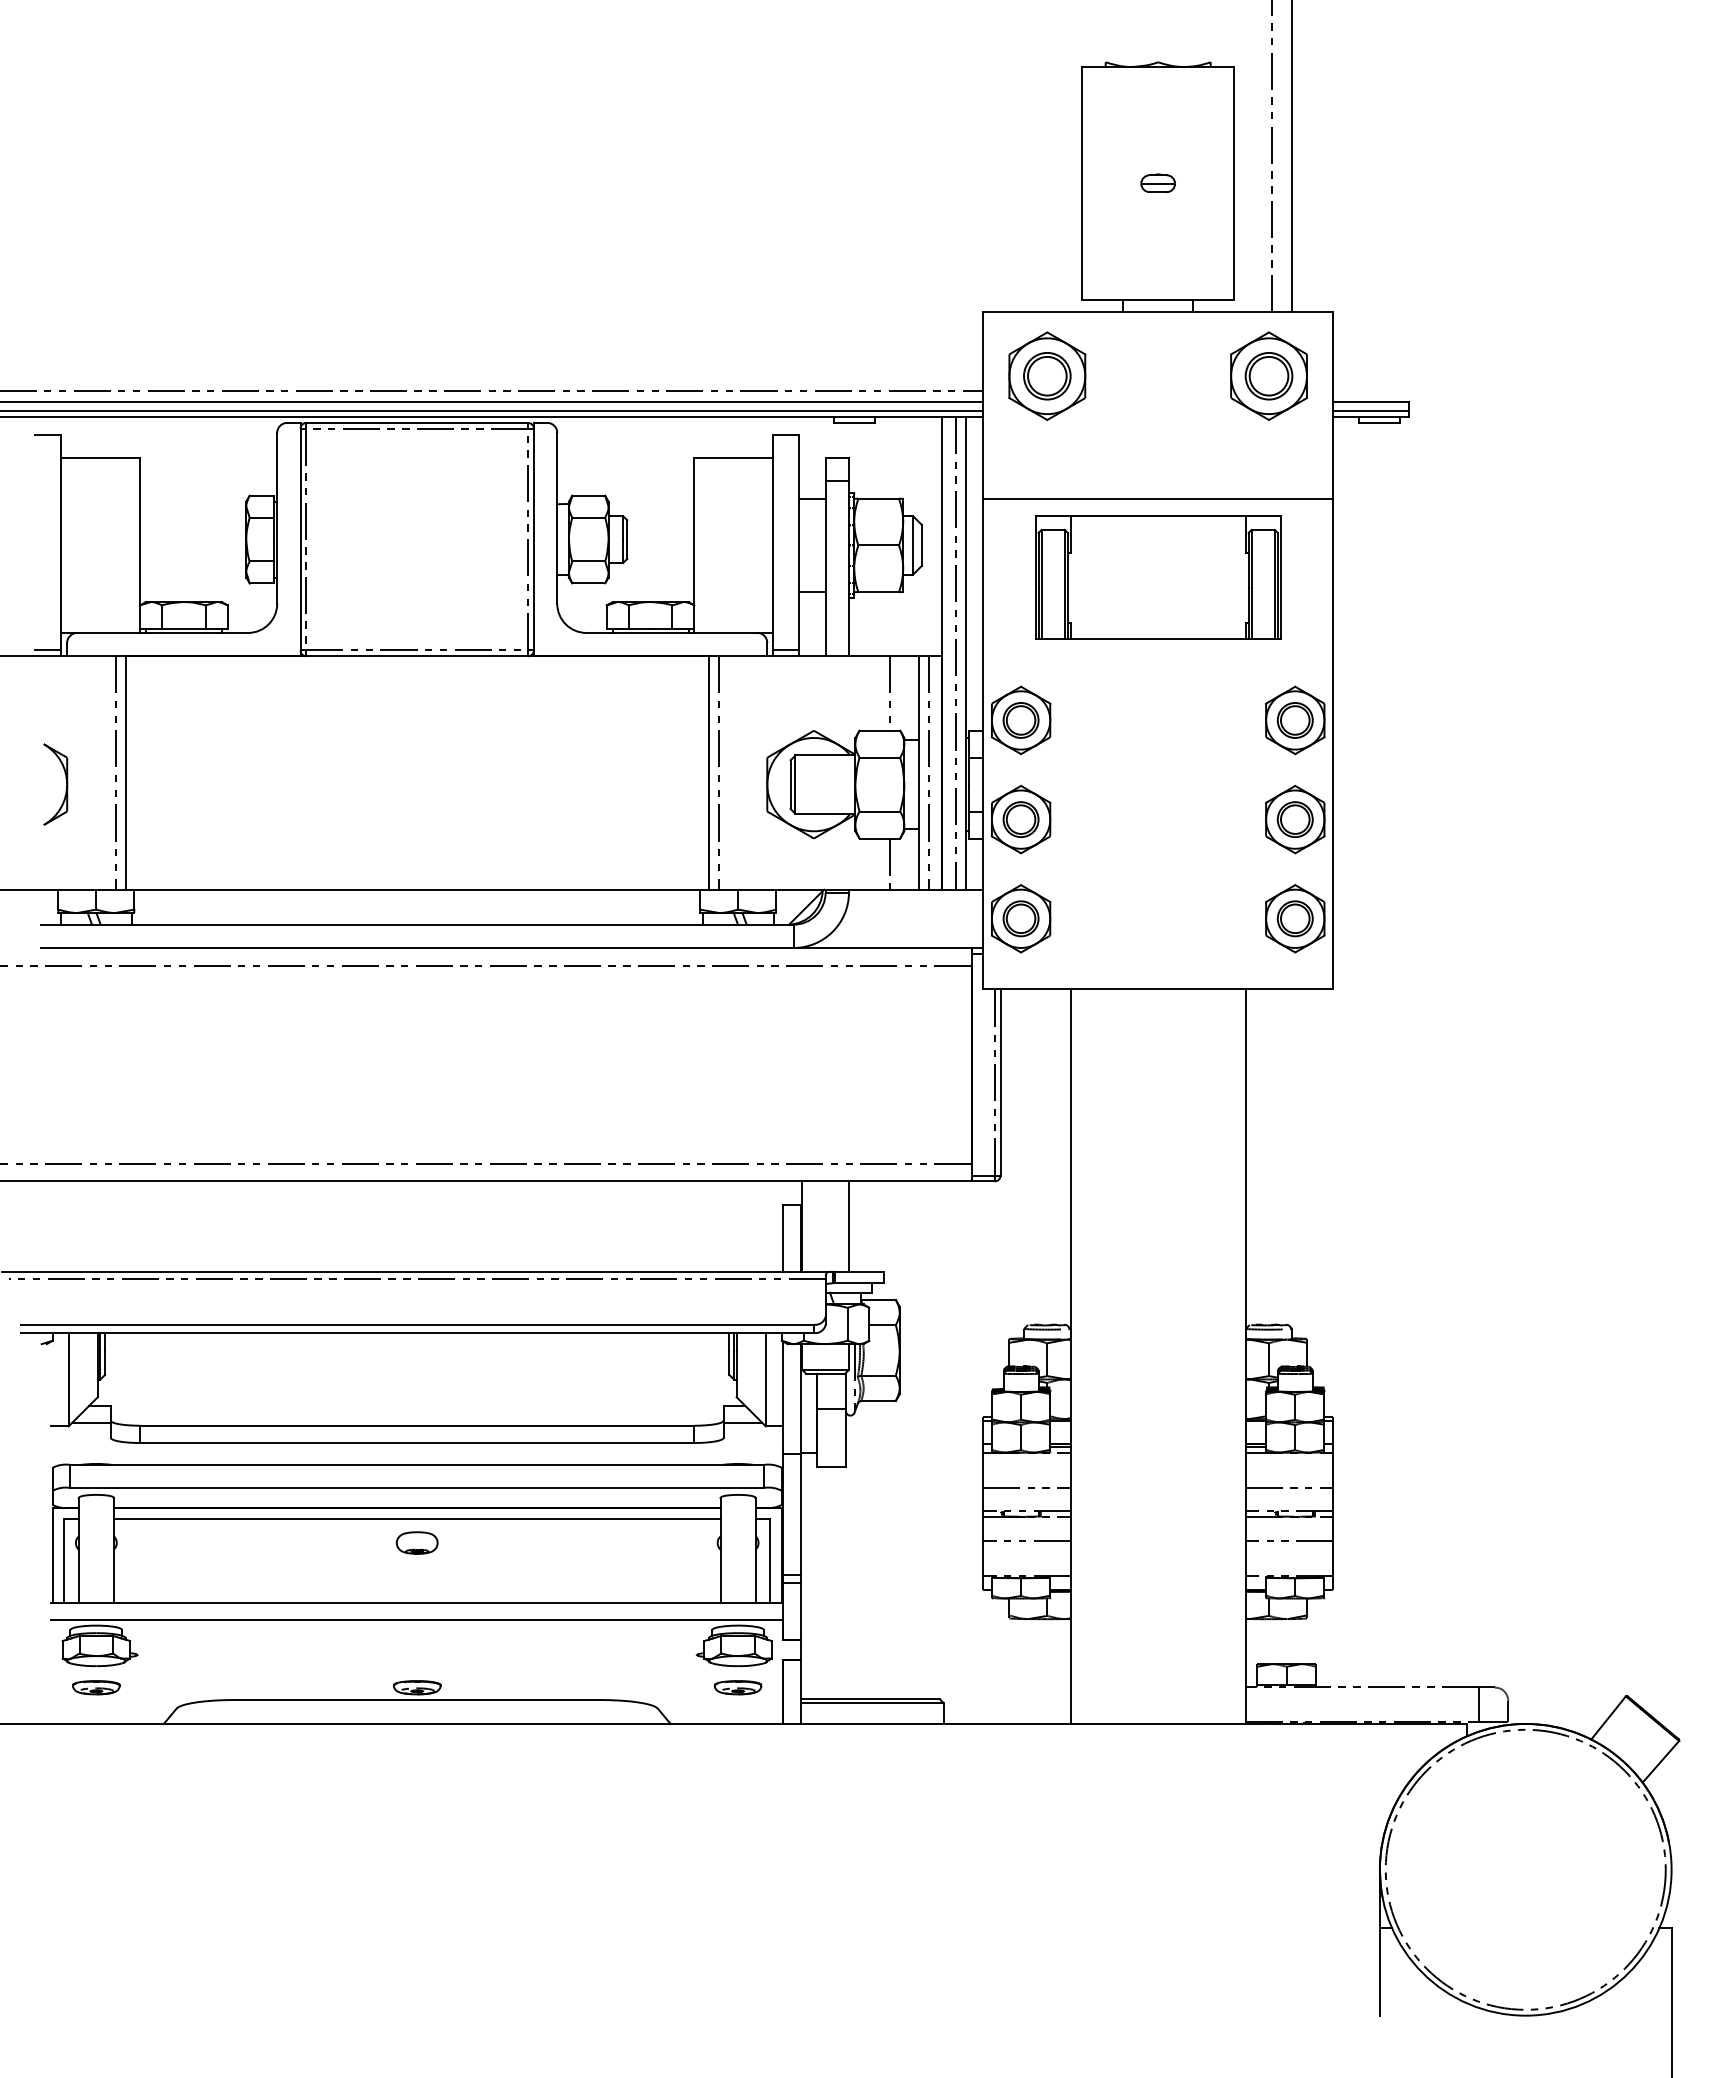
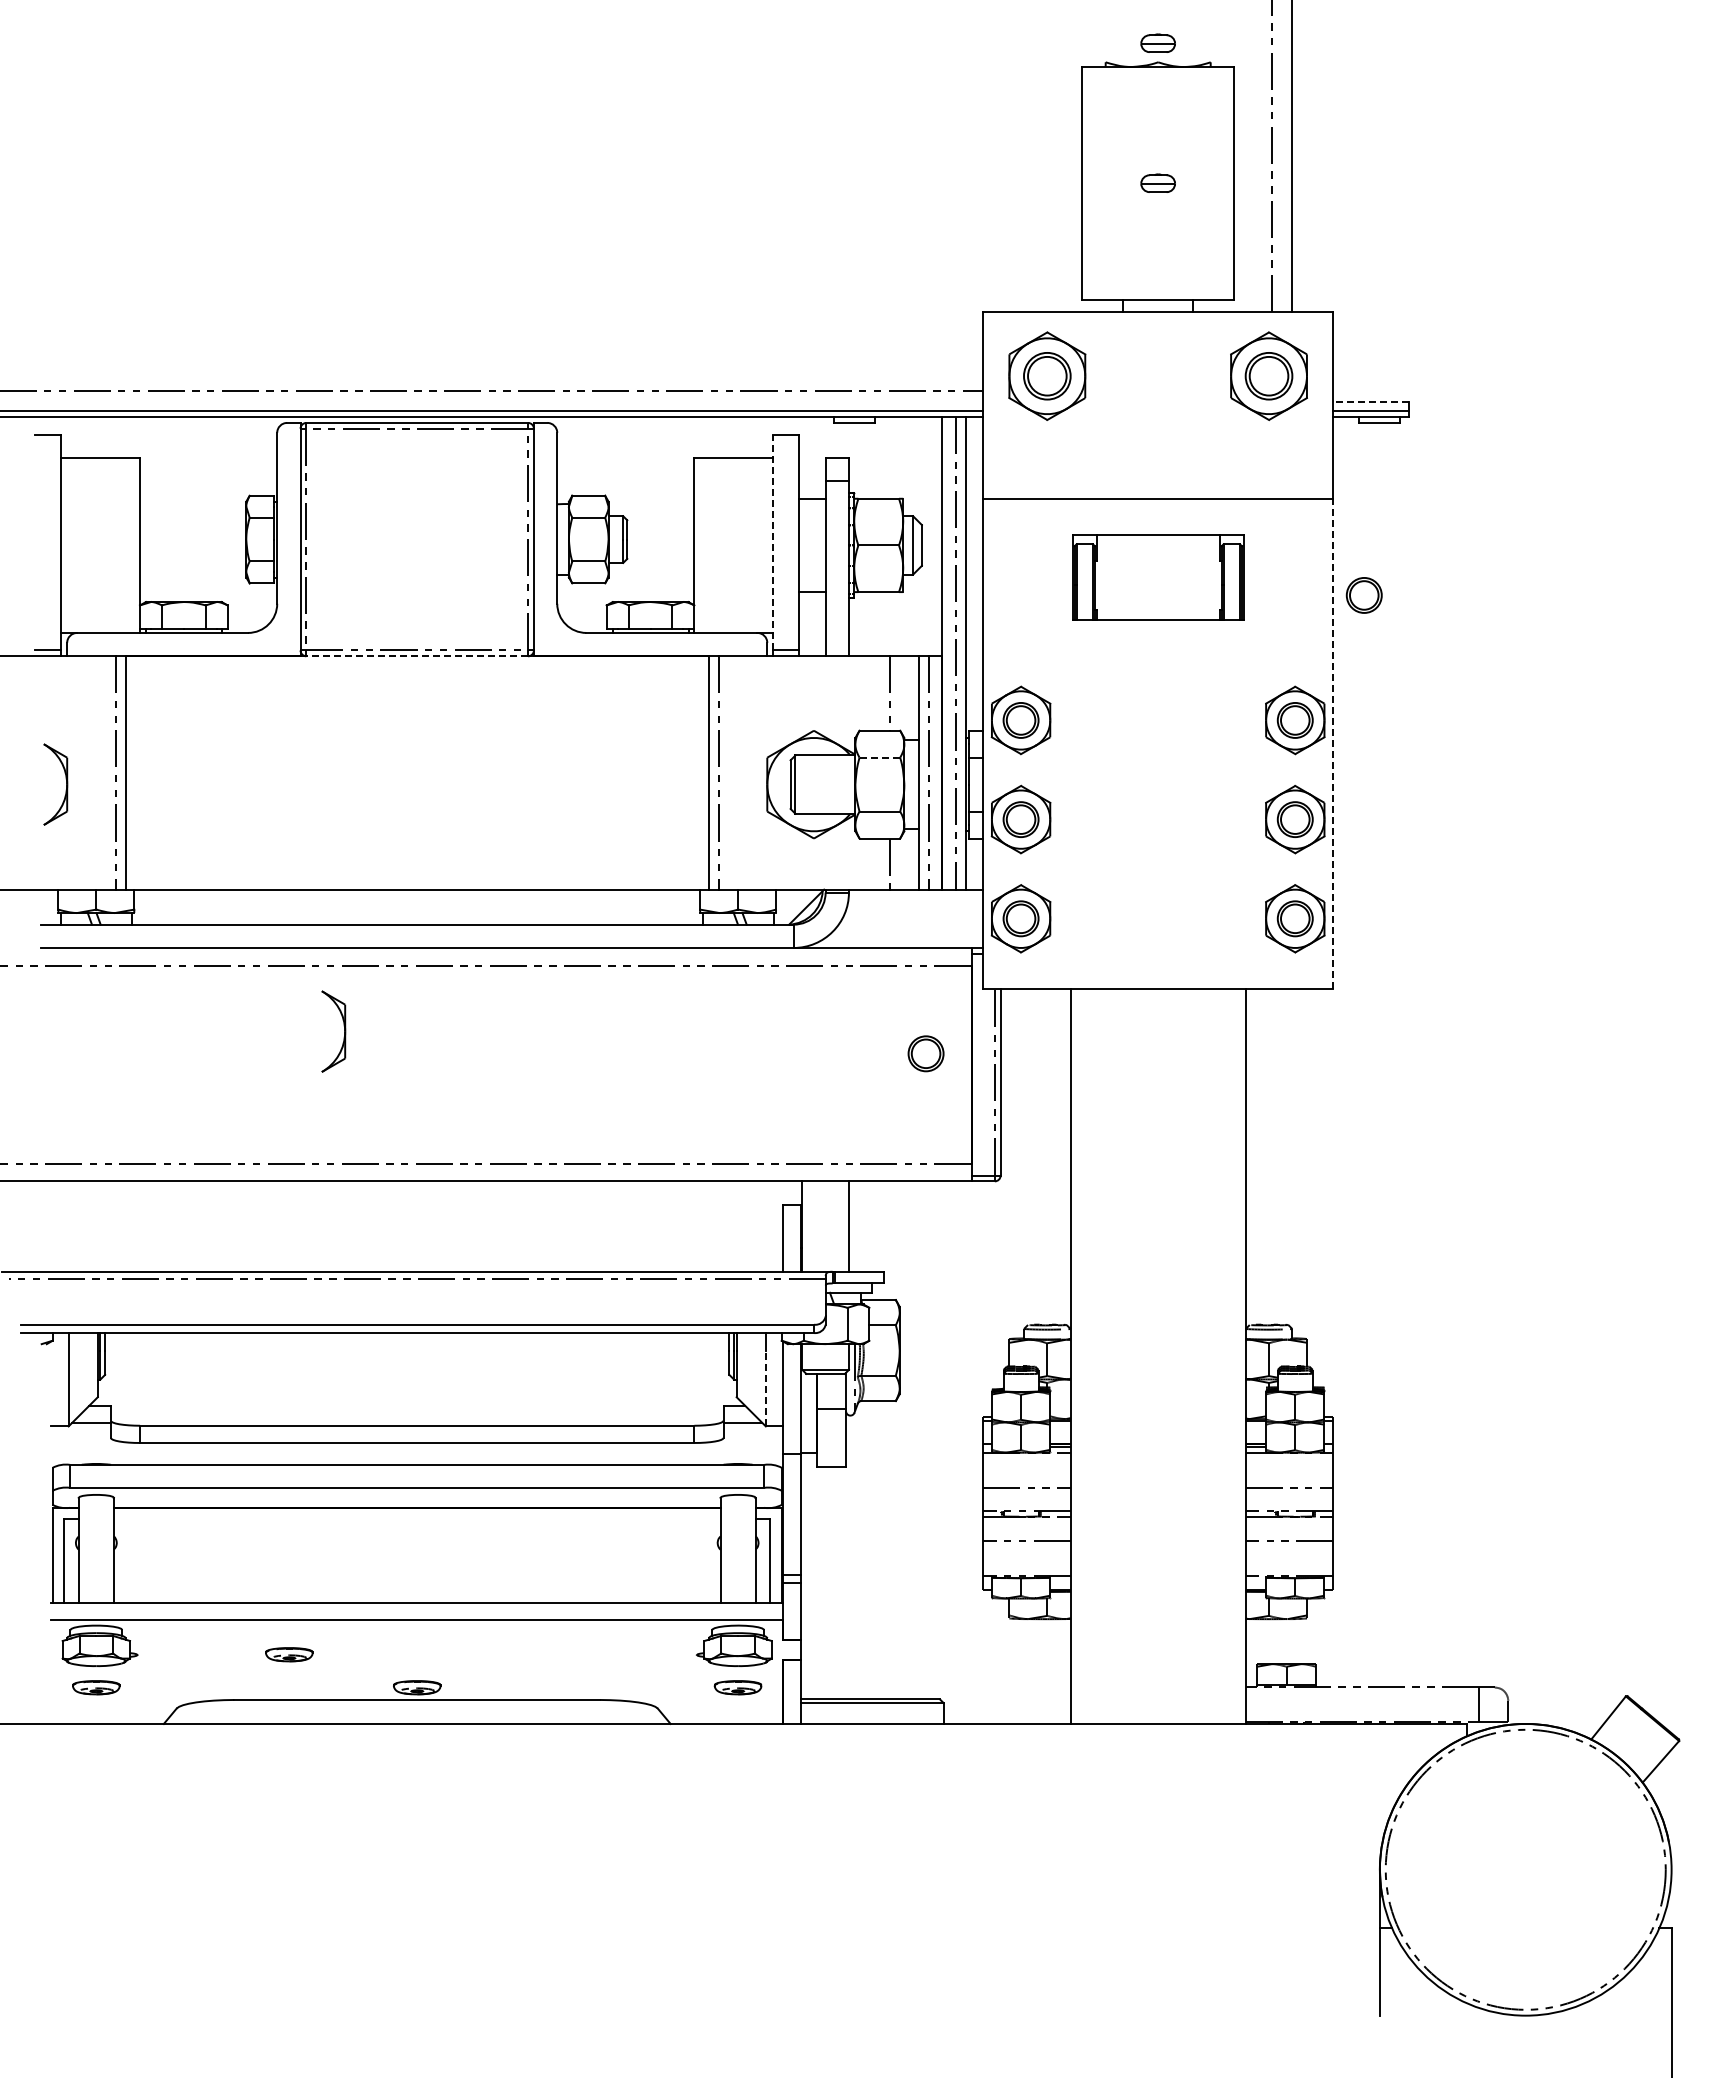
part: none -> present (1157, 42)
line: present -> none (492, 402)
line: solid -> dashed (1371, 402)
line: solid -> dashed (773, 542)
part size: 247x125 px -> 173x87 px (1158, 577)
part: none -> present (1363, 595)
line: solid -> dashed (417, 656)
line: solid -> dashed (1333, 743)
line: solid -> dashed (879, 757)
part: none -> present (344, 1031)
part: none -> present (925, 1053)
line: solid -> dashed (765, 1388)
line: present -> none (416, 1519)
part: present -> none (416, 1542)
part: none -> present (289, 1654)
